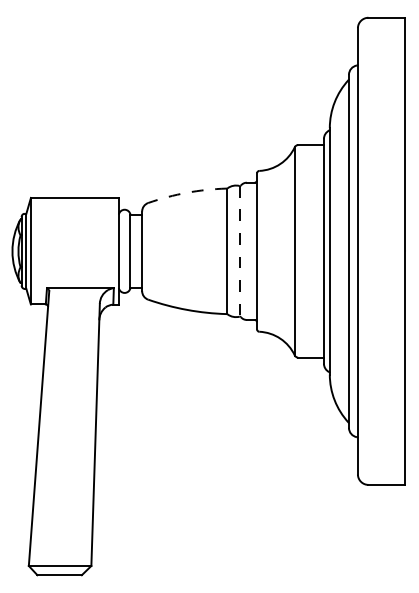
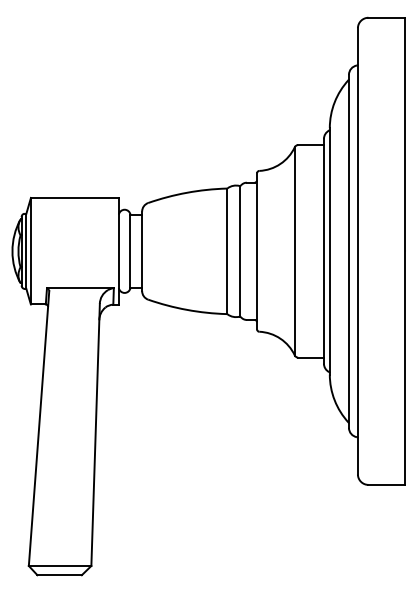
arc: dashed -> solid (187, 192)
line: dashed -> solid (239, 251)
